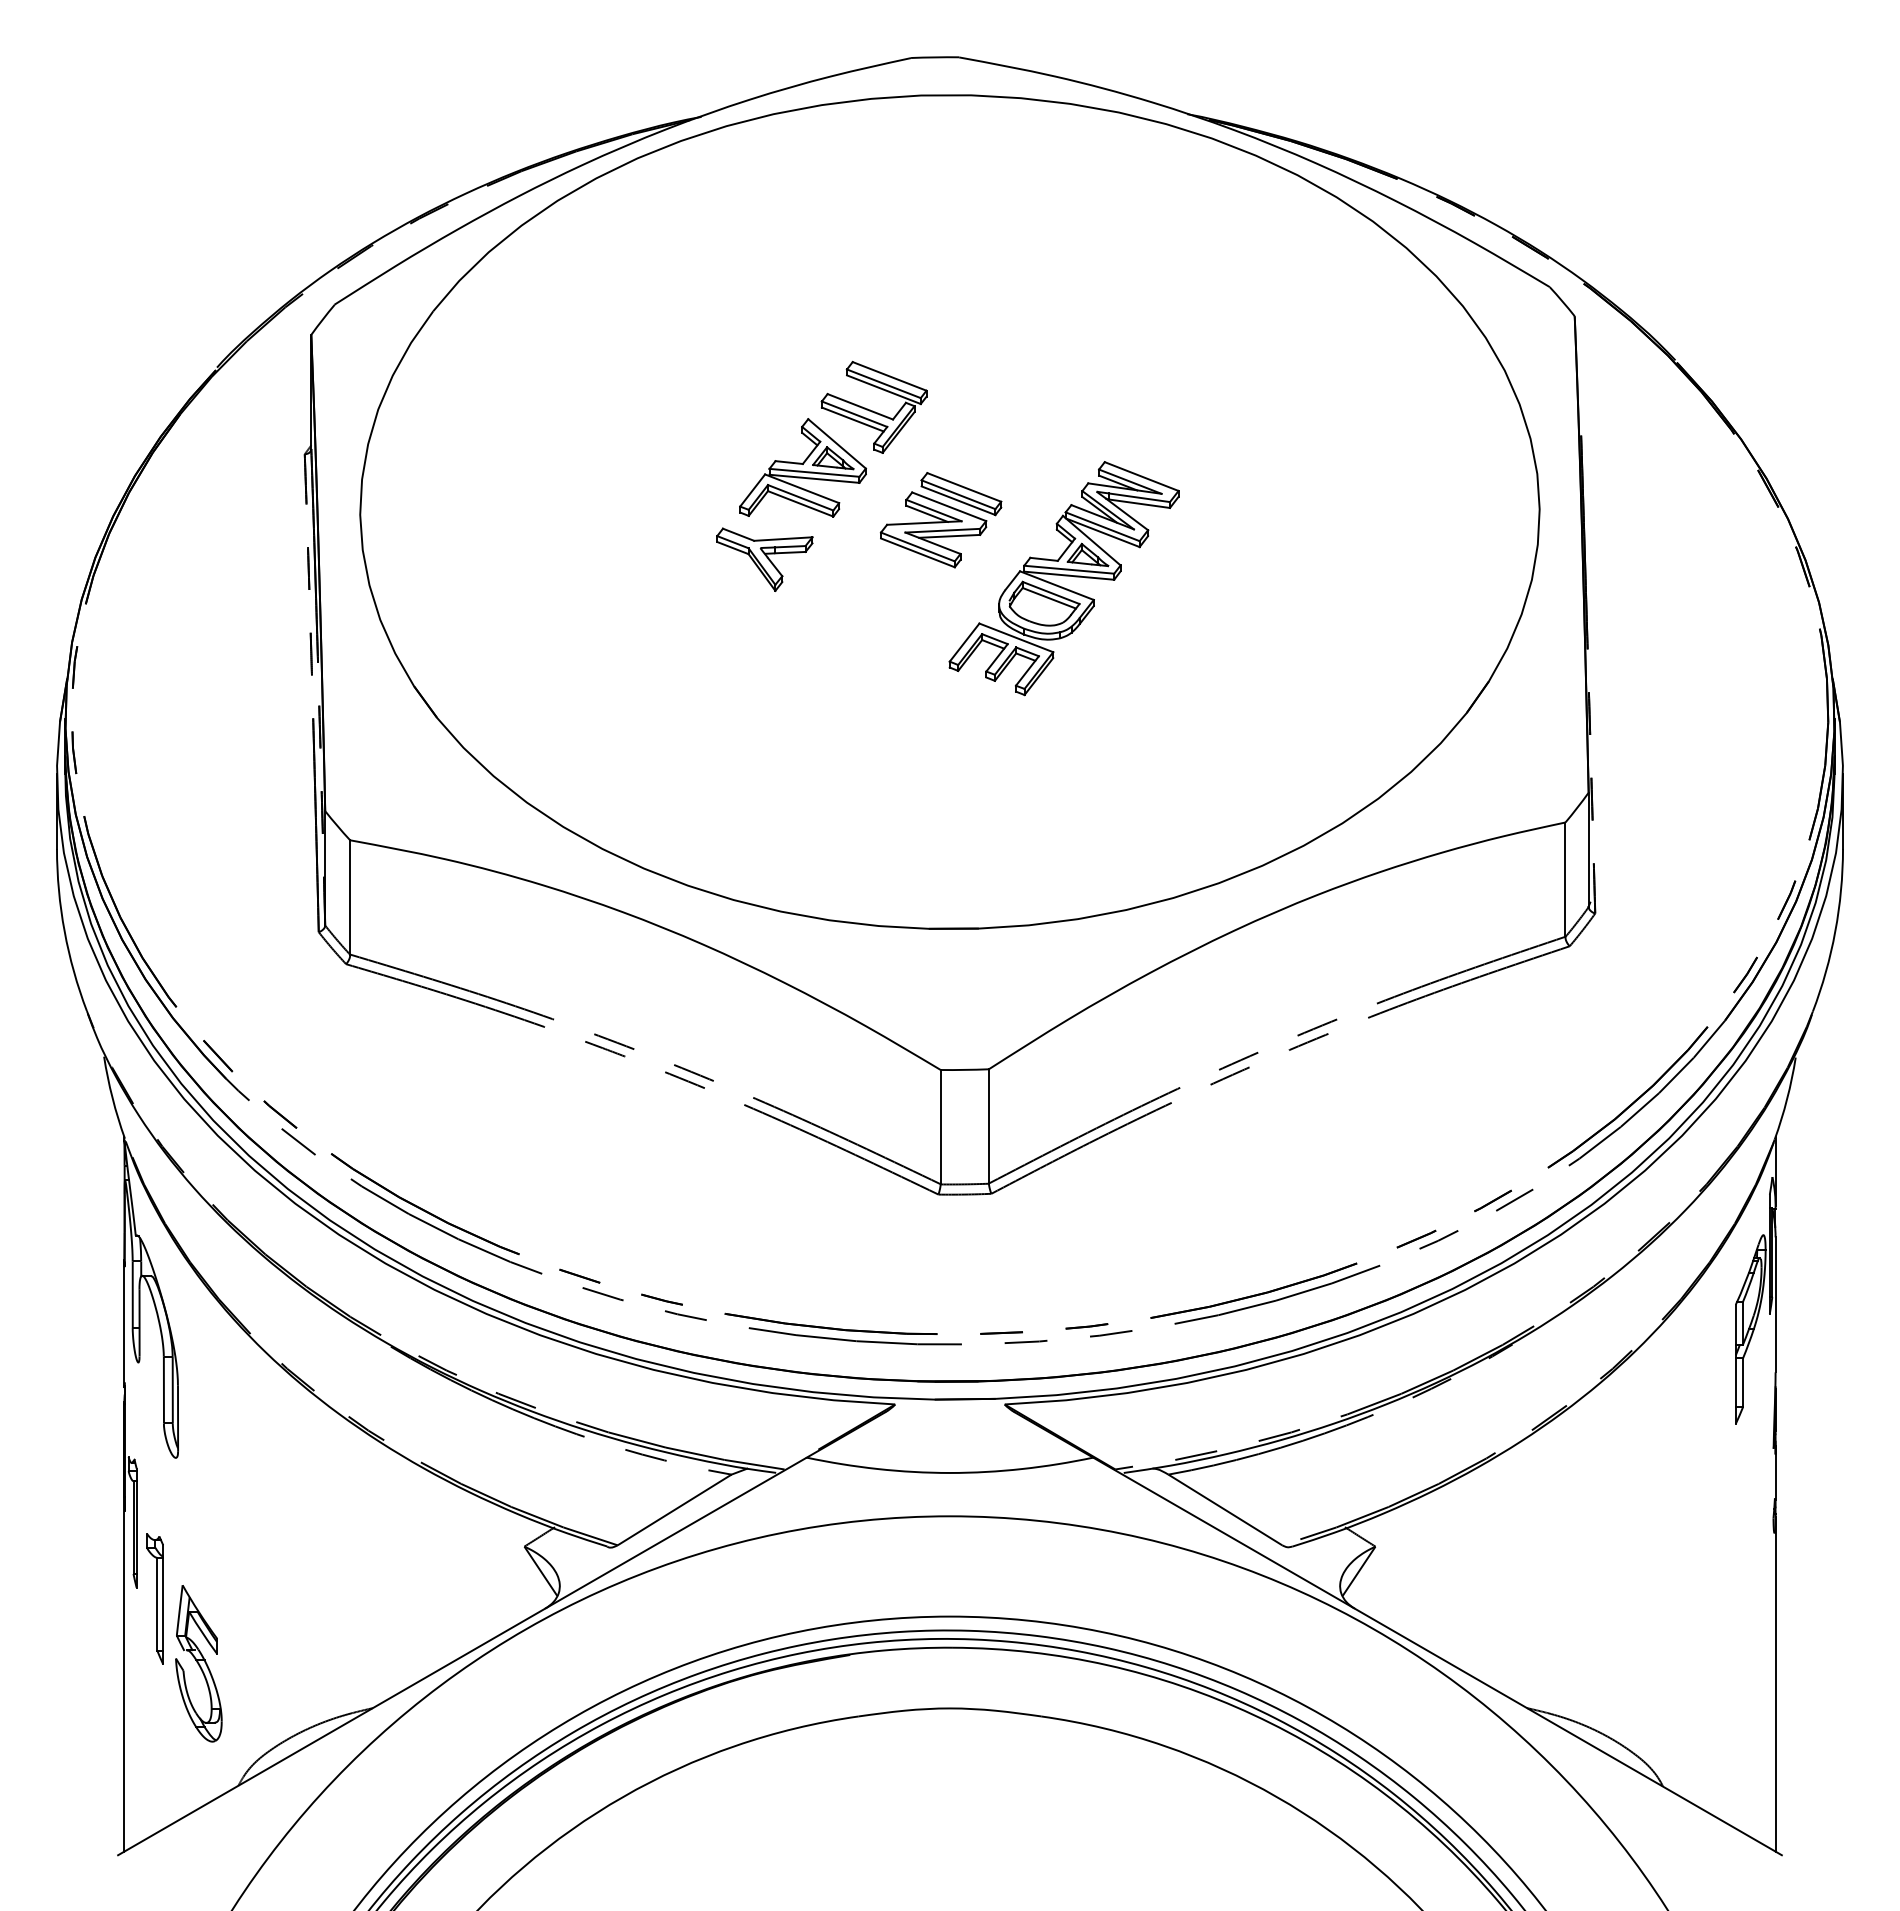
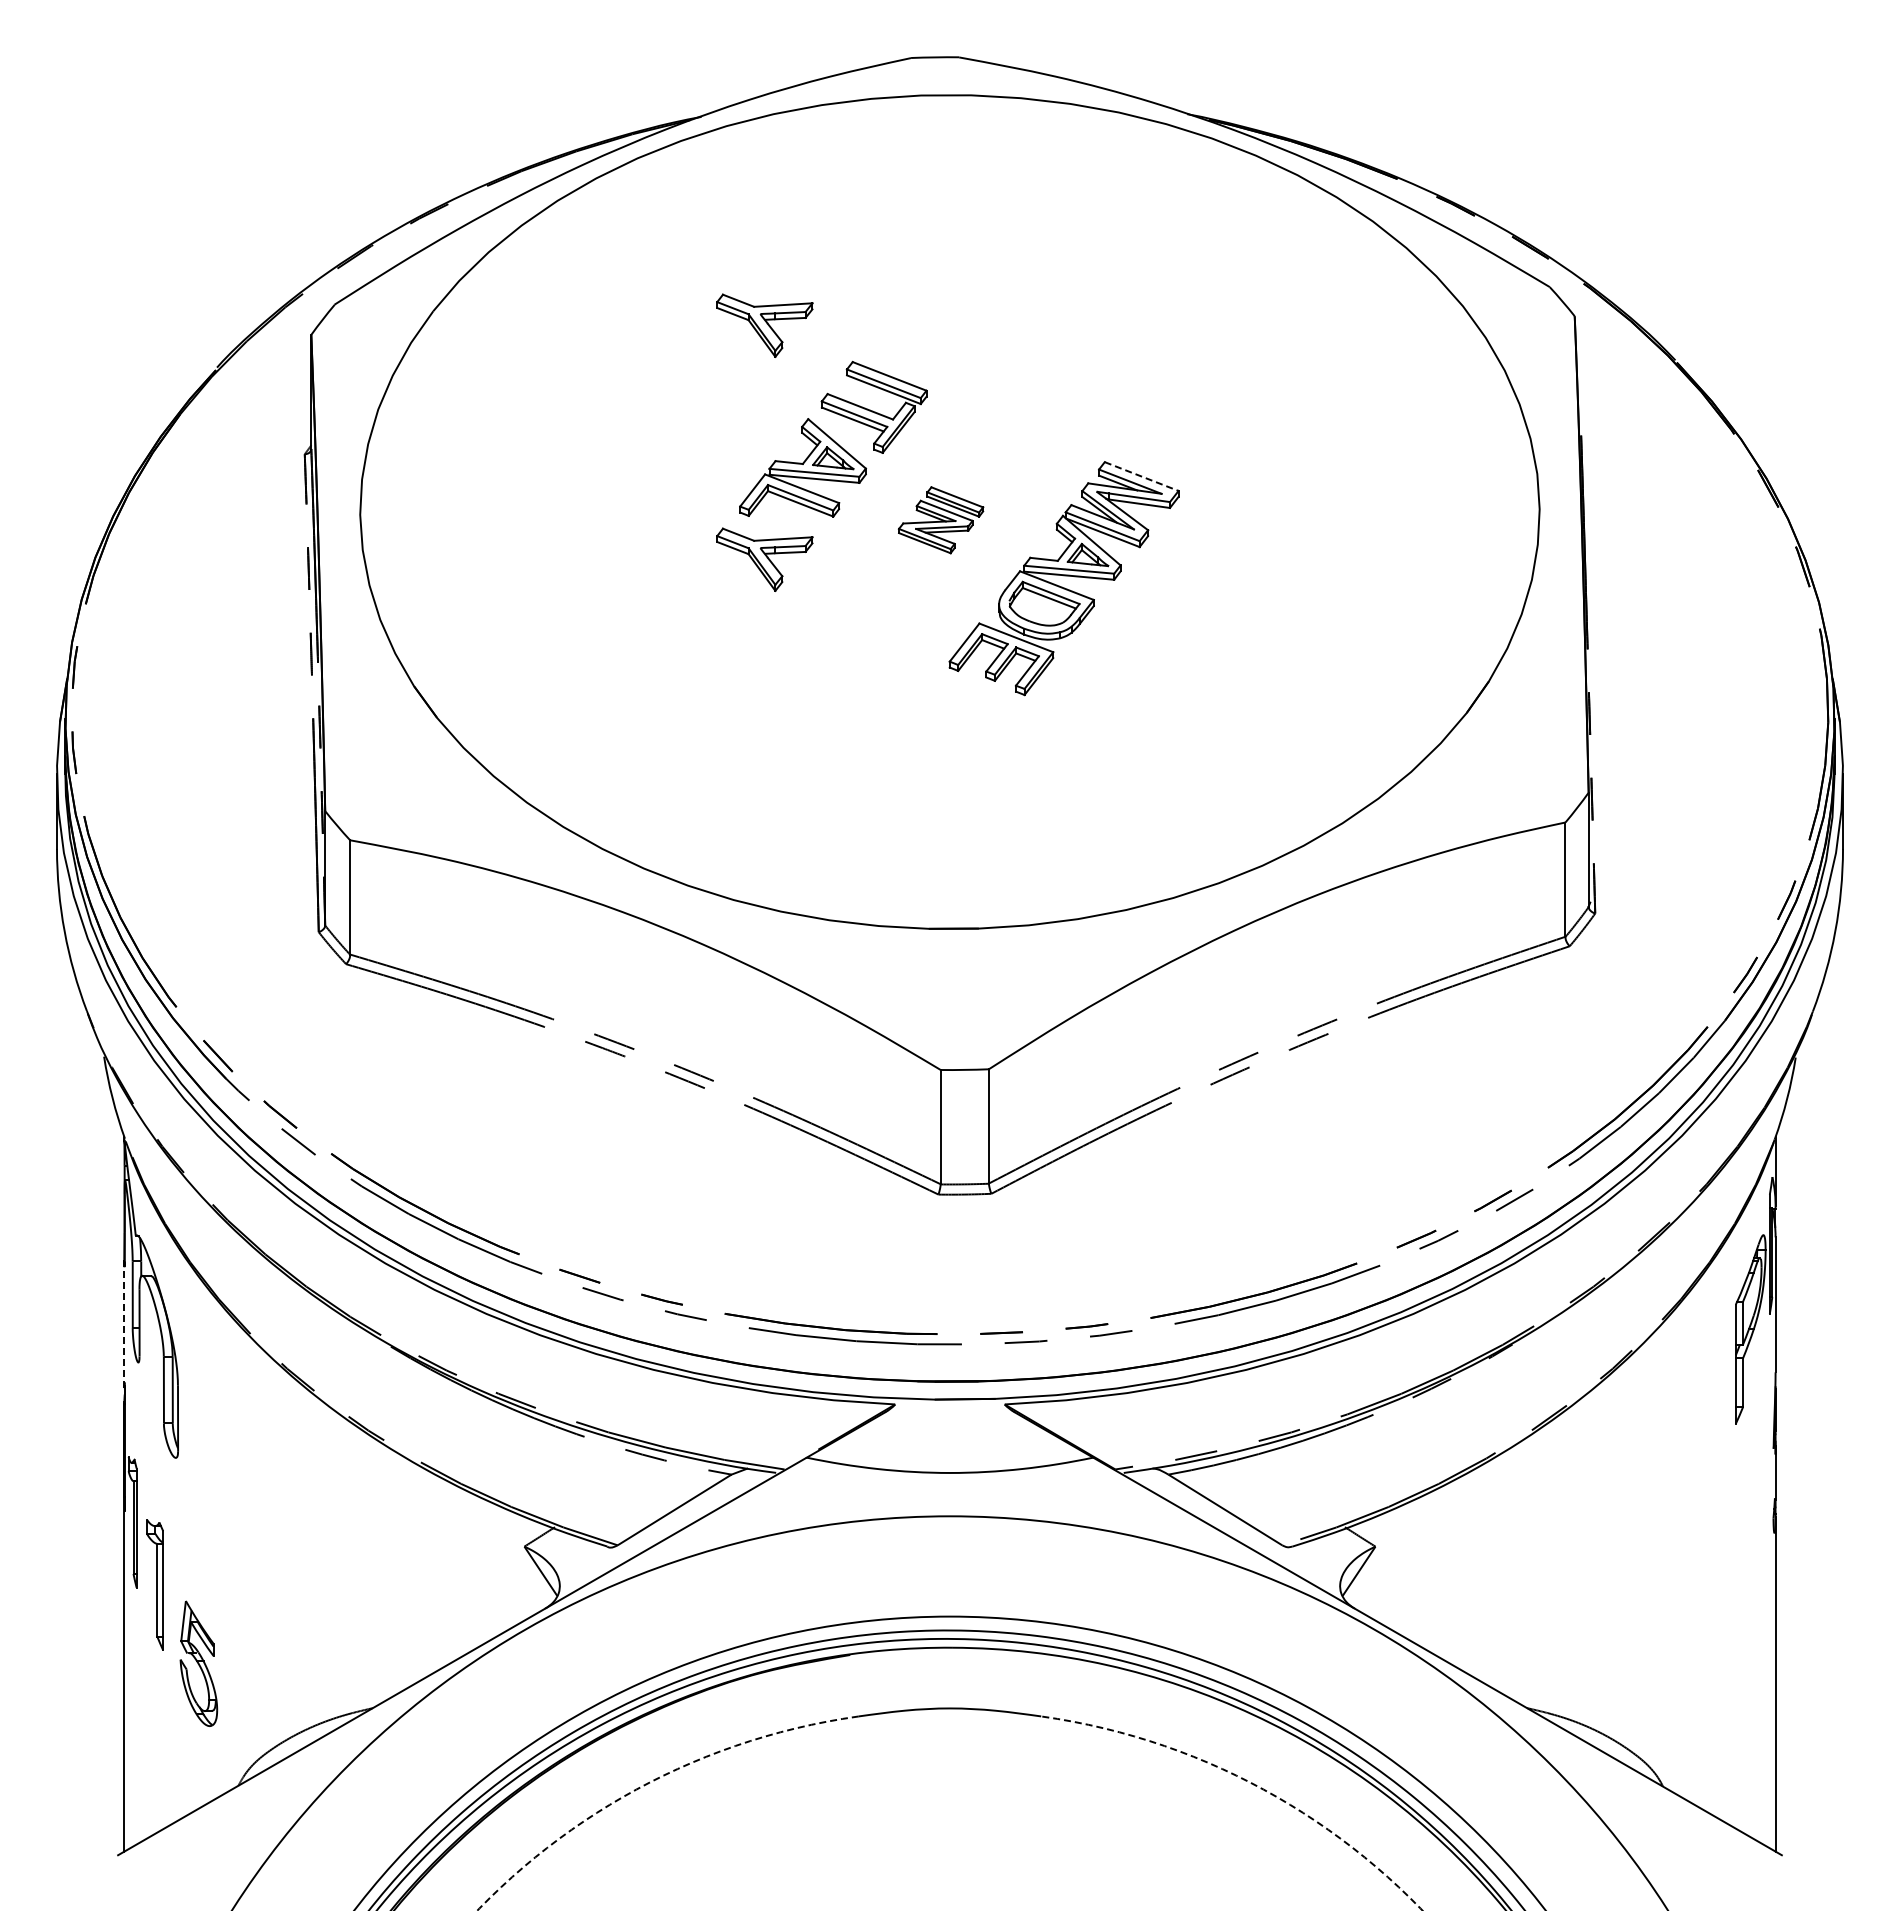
part: none -> present (764, 325)
line: solid -> dashed (1141, 476)
part size: 124x97 px -> 88x69 px (940, 520)
line: solid -> dashed (124, 1323)
part position: (154, 1598) -> (154, 1584) (154, 1584)
part size: 48x158 px -> 40x127 px (198, 1663)
arc: solid -> dashed (1422, 1910)
